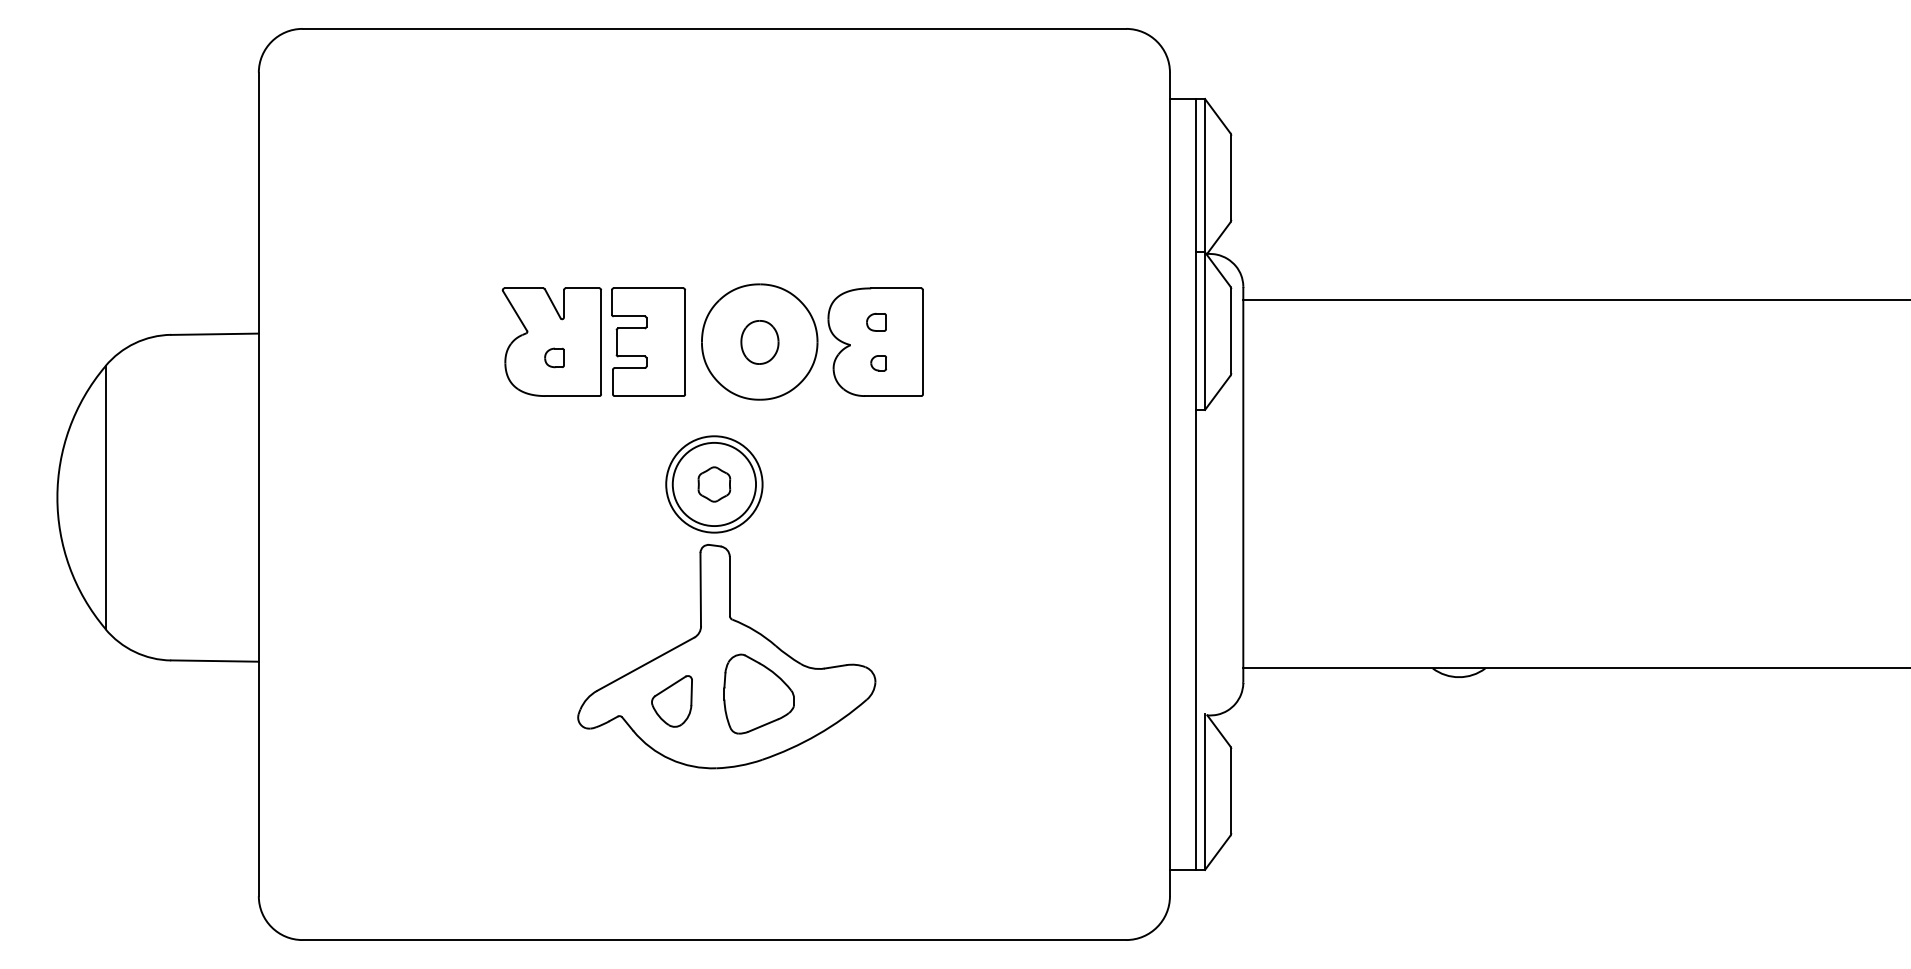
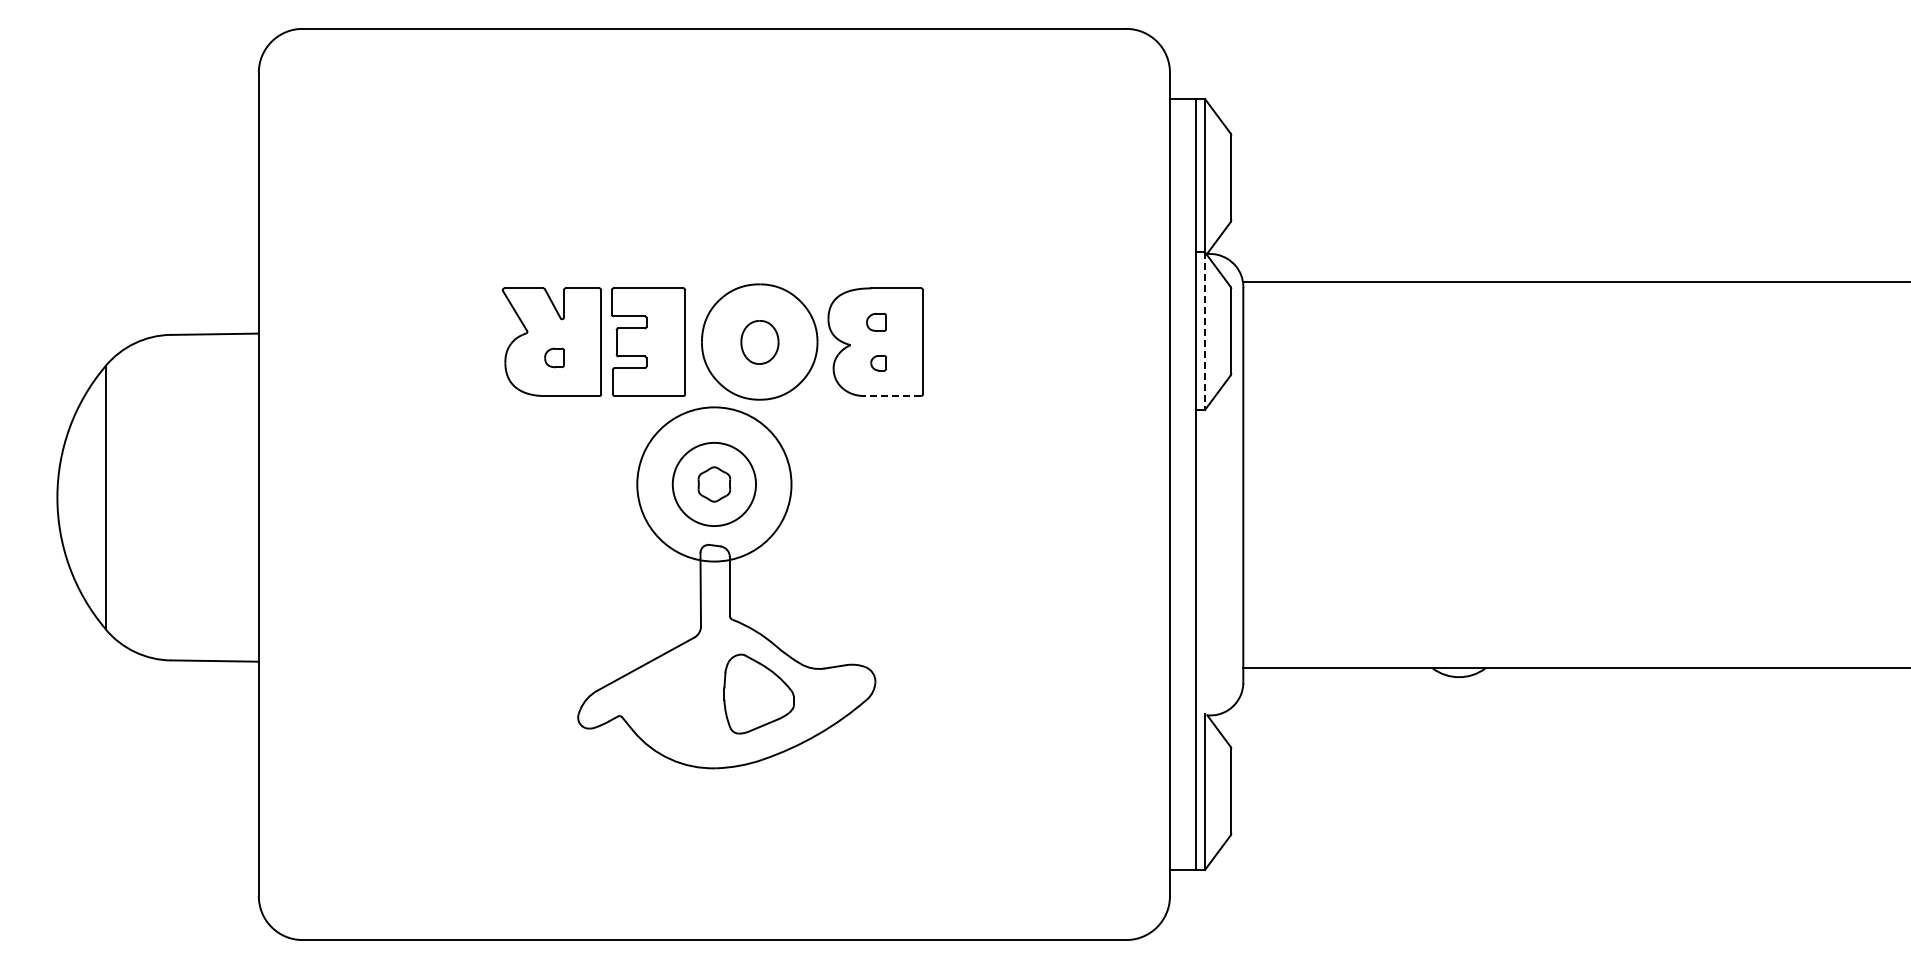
line position: (1575, 300) -> (1575, 282) (1575, 282)
line: solid -> dashed (1205, 331)
line: solid -> dashed (892, 396)
circle diameter: 96 px -> 154 px (714, 484)
part: present -> none (671, 701)
